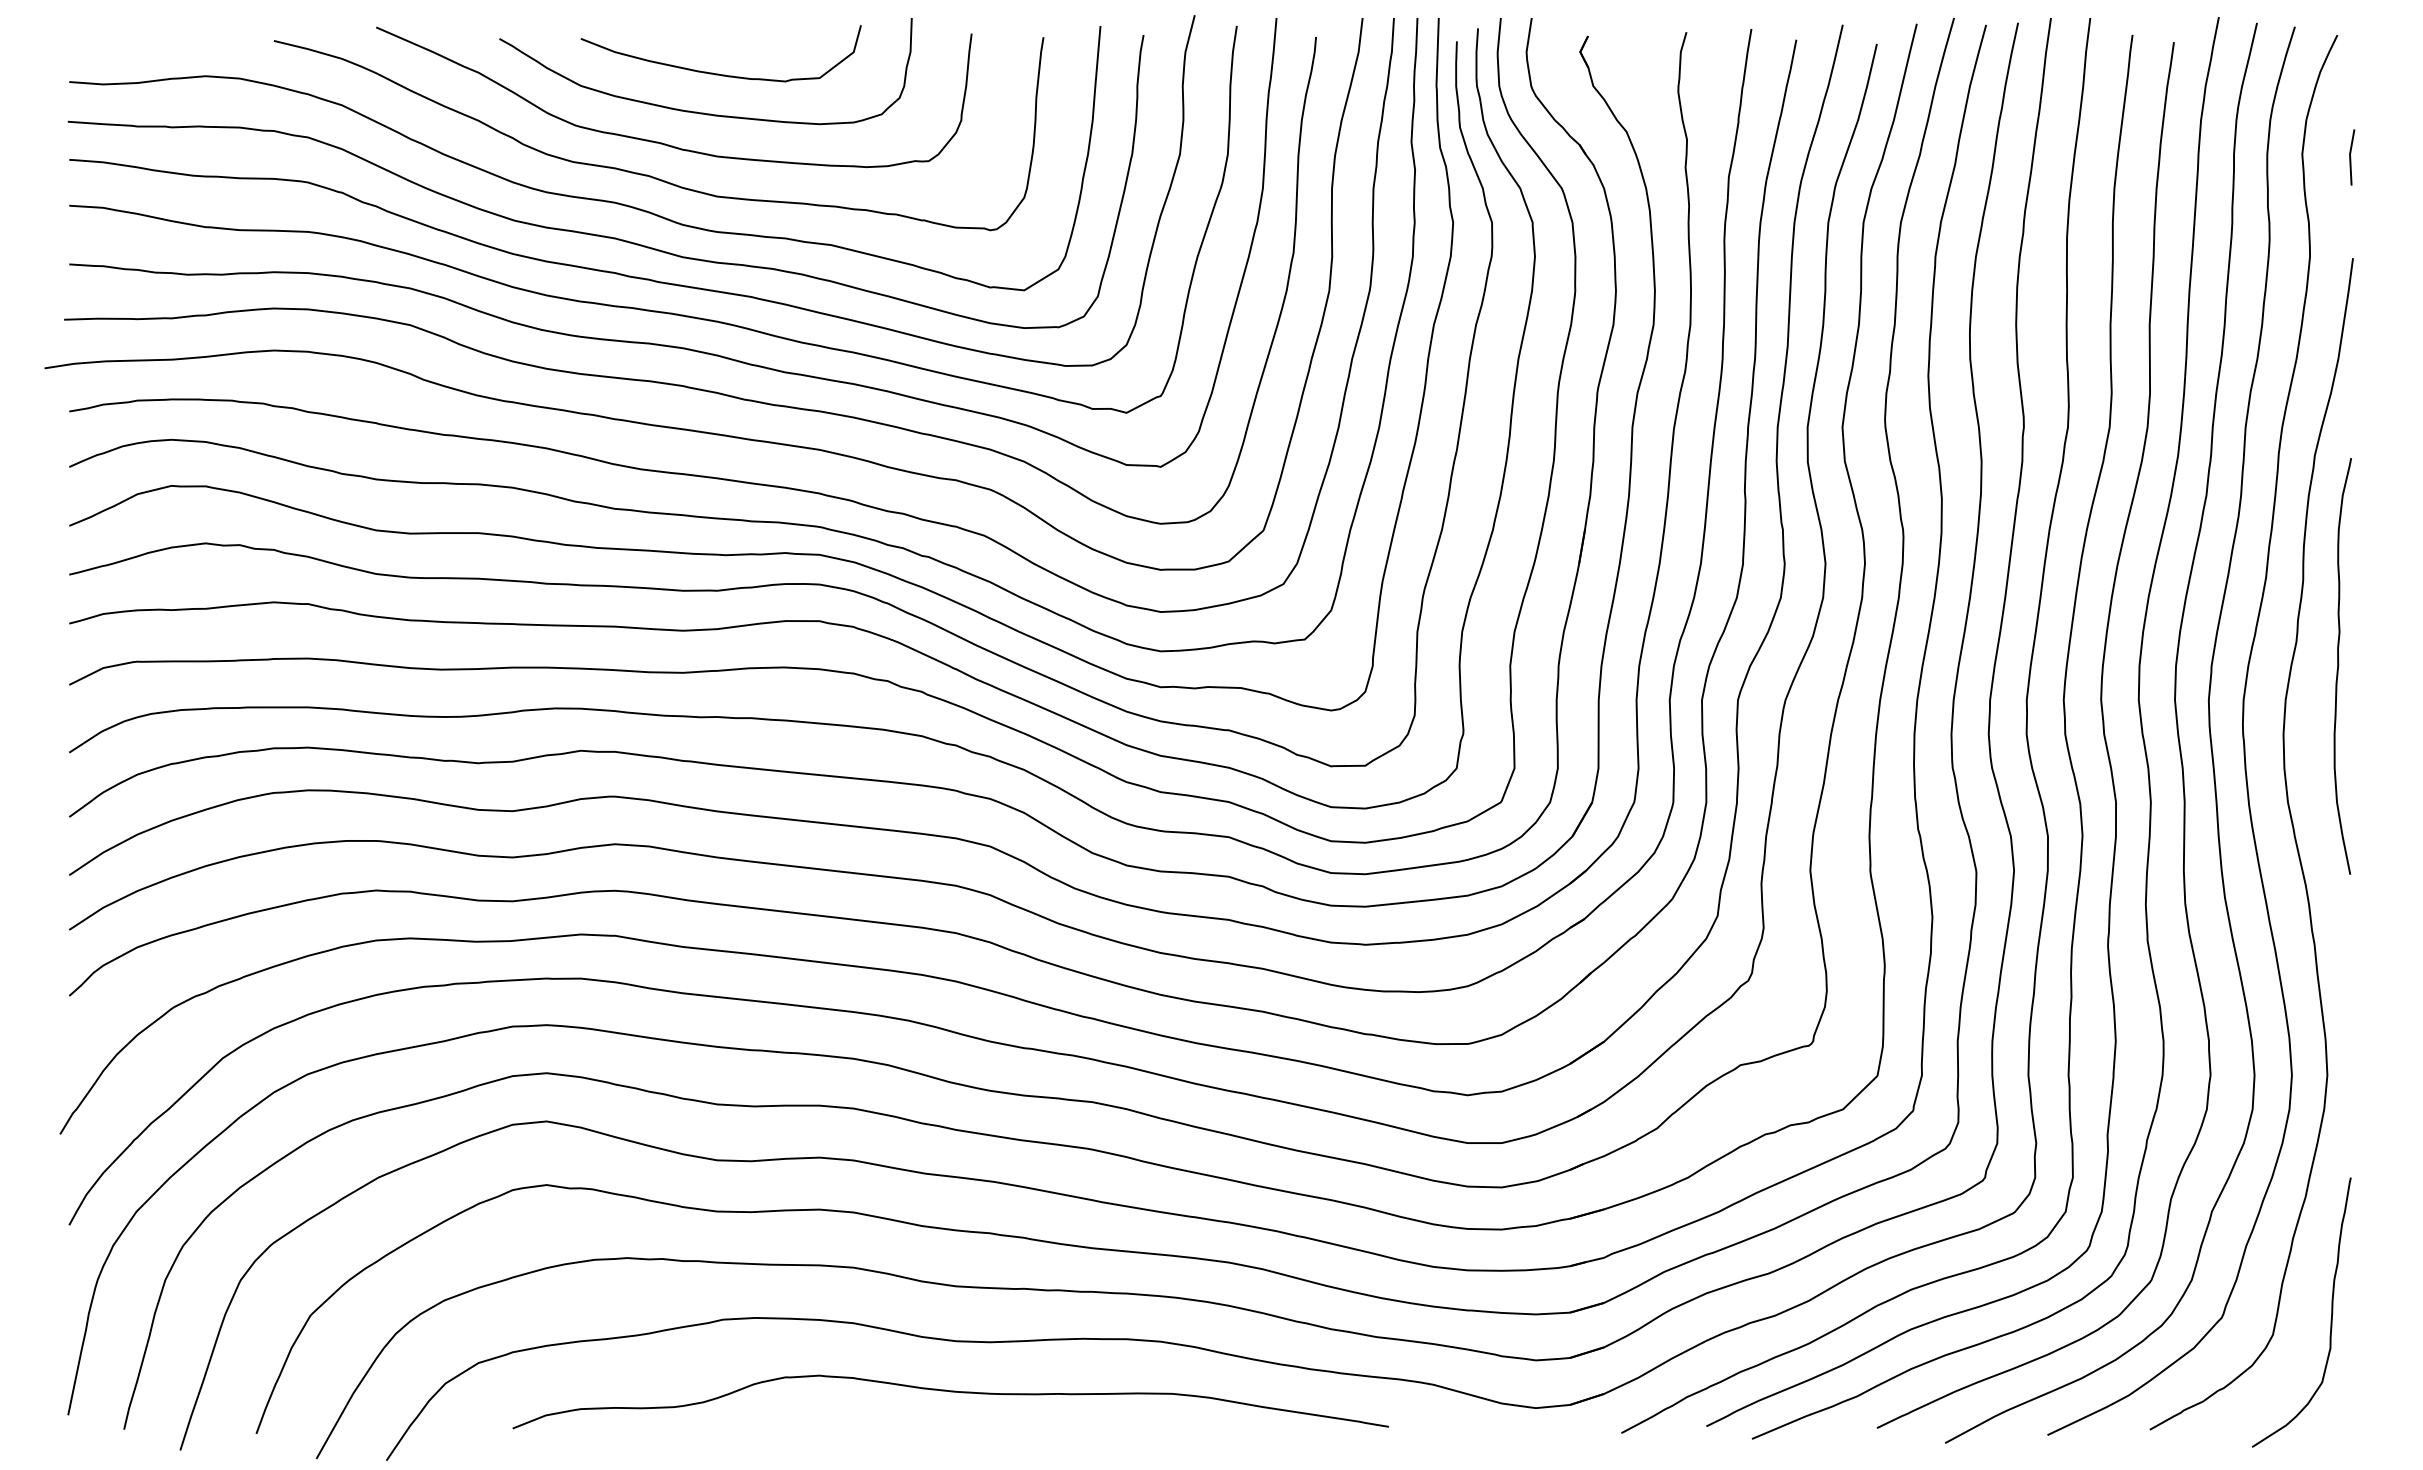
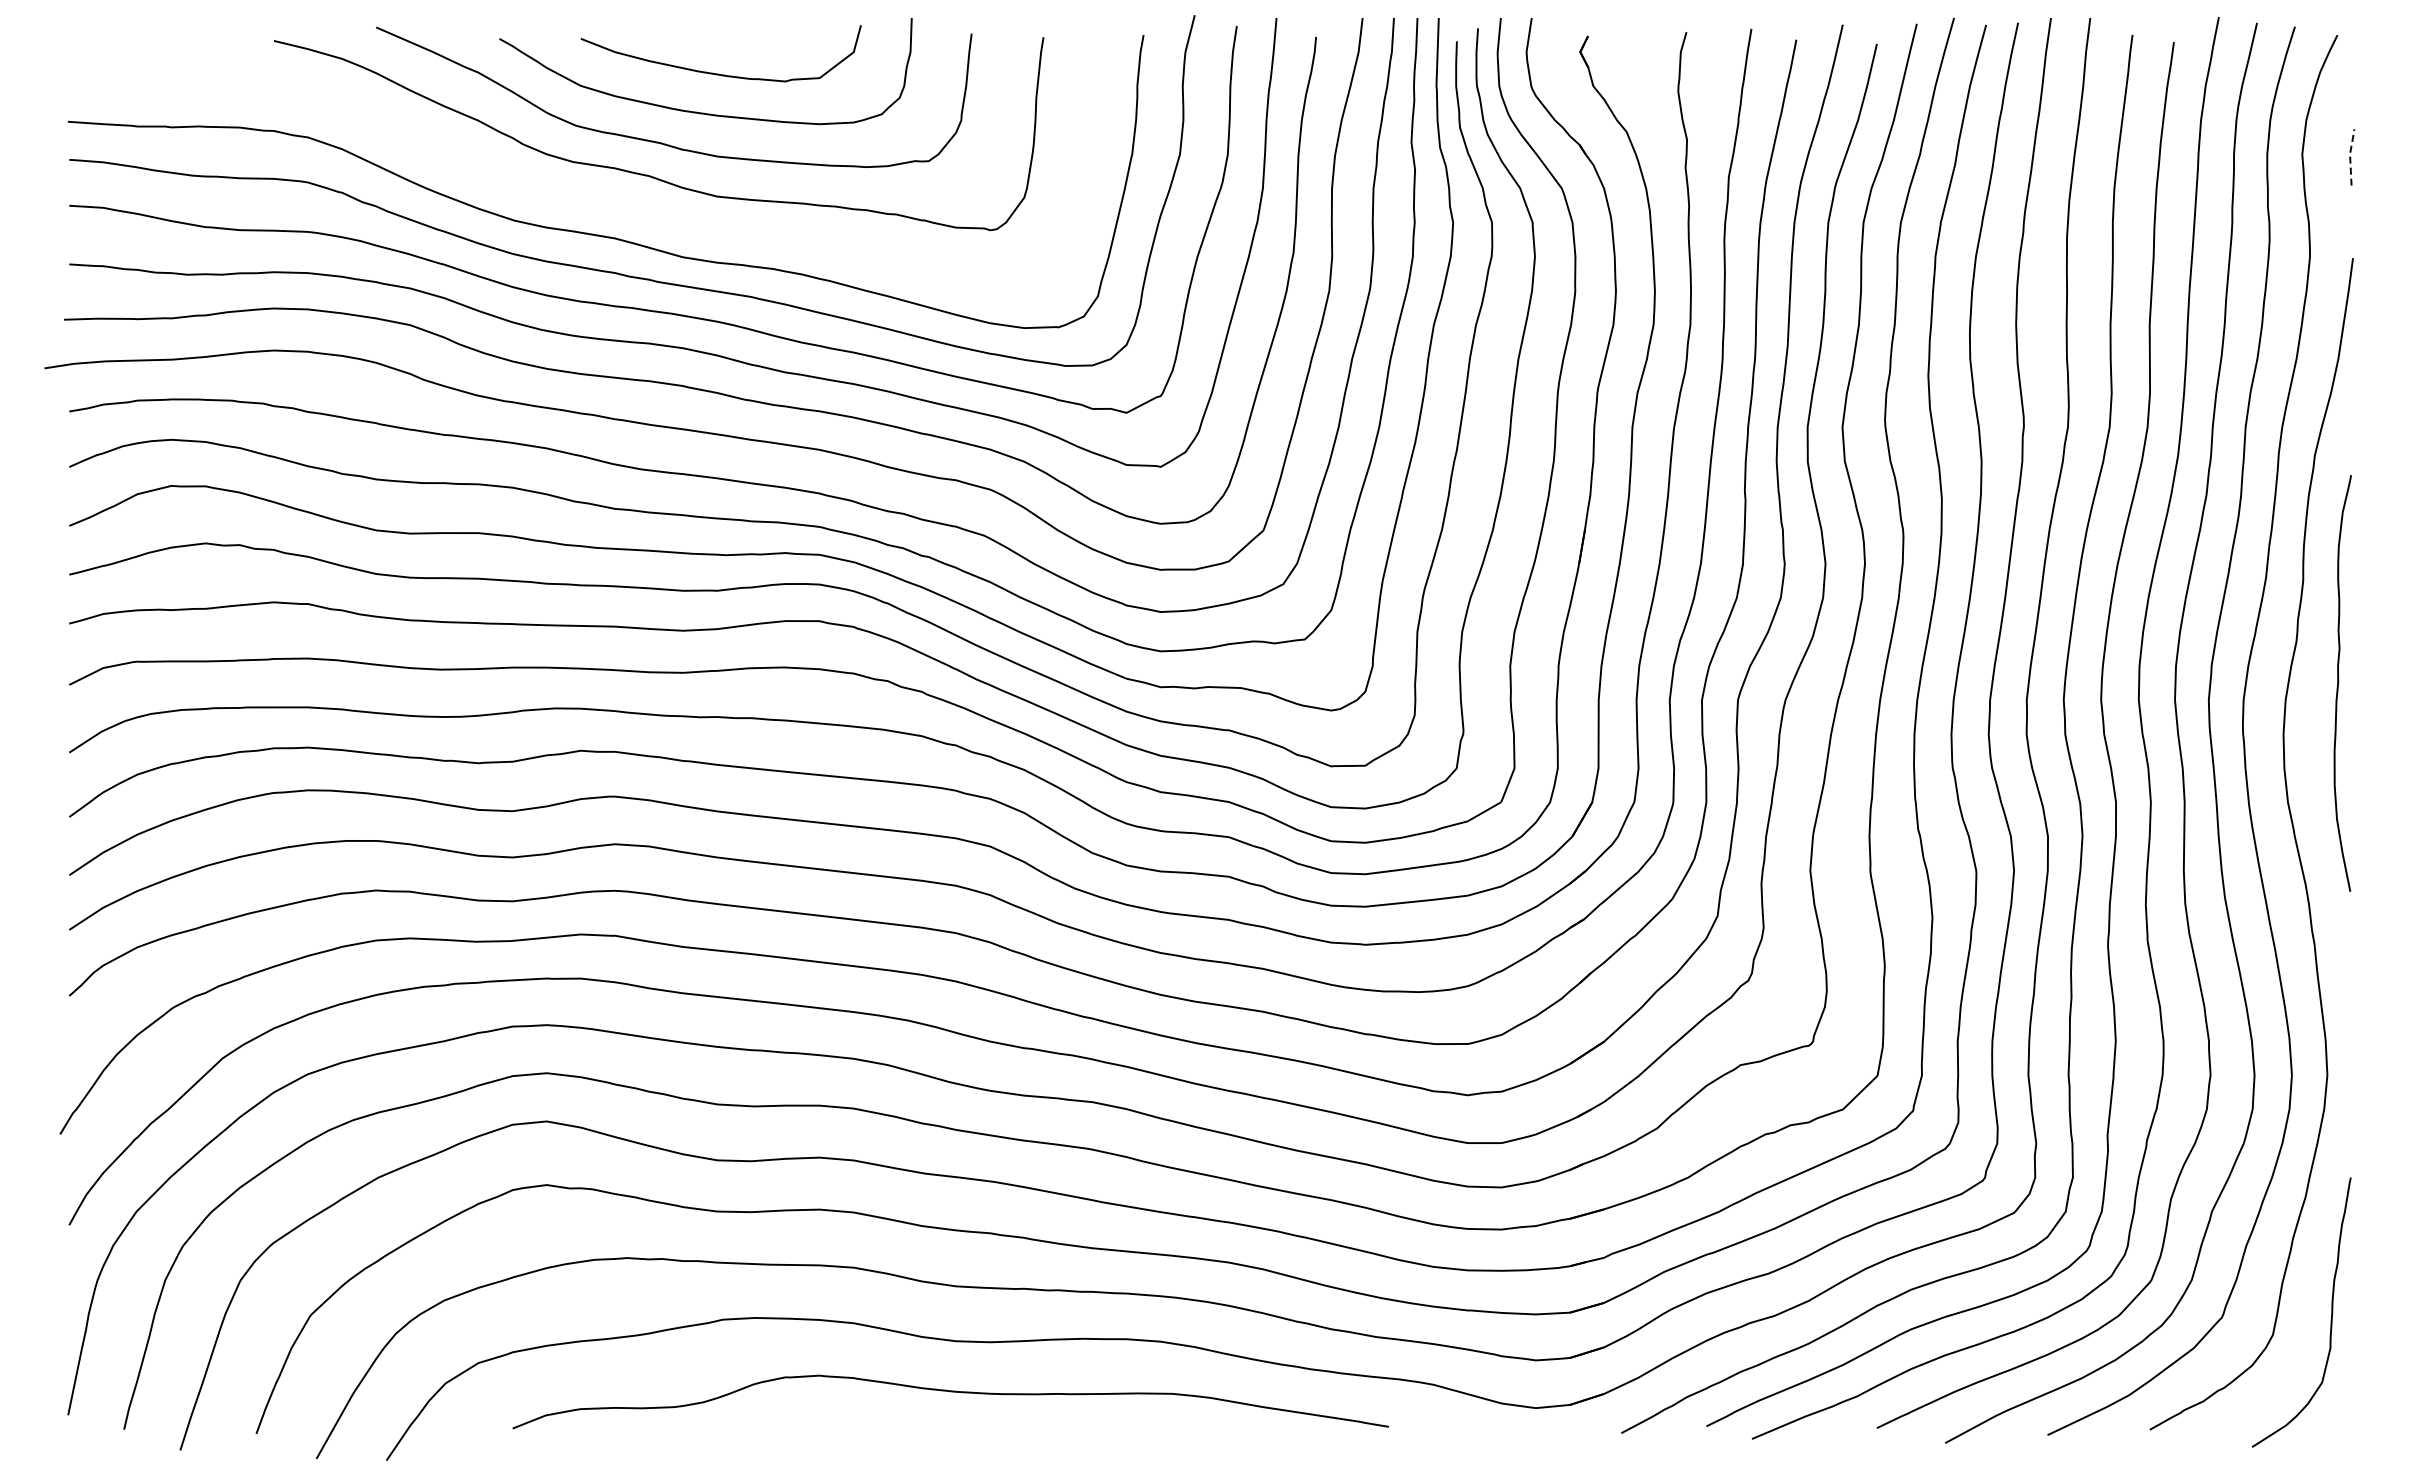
line: solid -> dashed (2350, 156)
curve: present -> none (580, 196)
curve position: (2339, 665) -> (2339, 682) (2339, 682)
